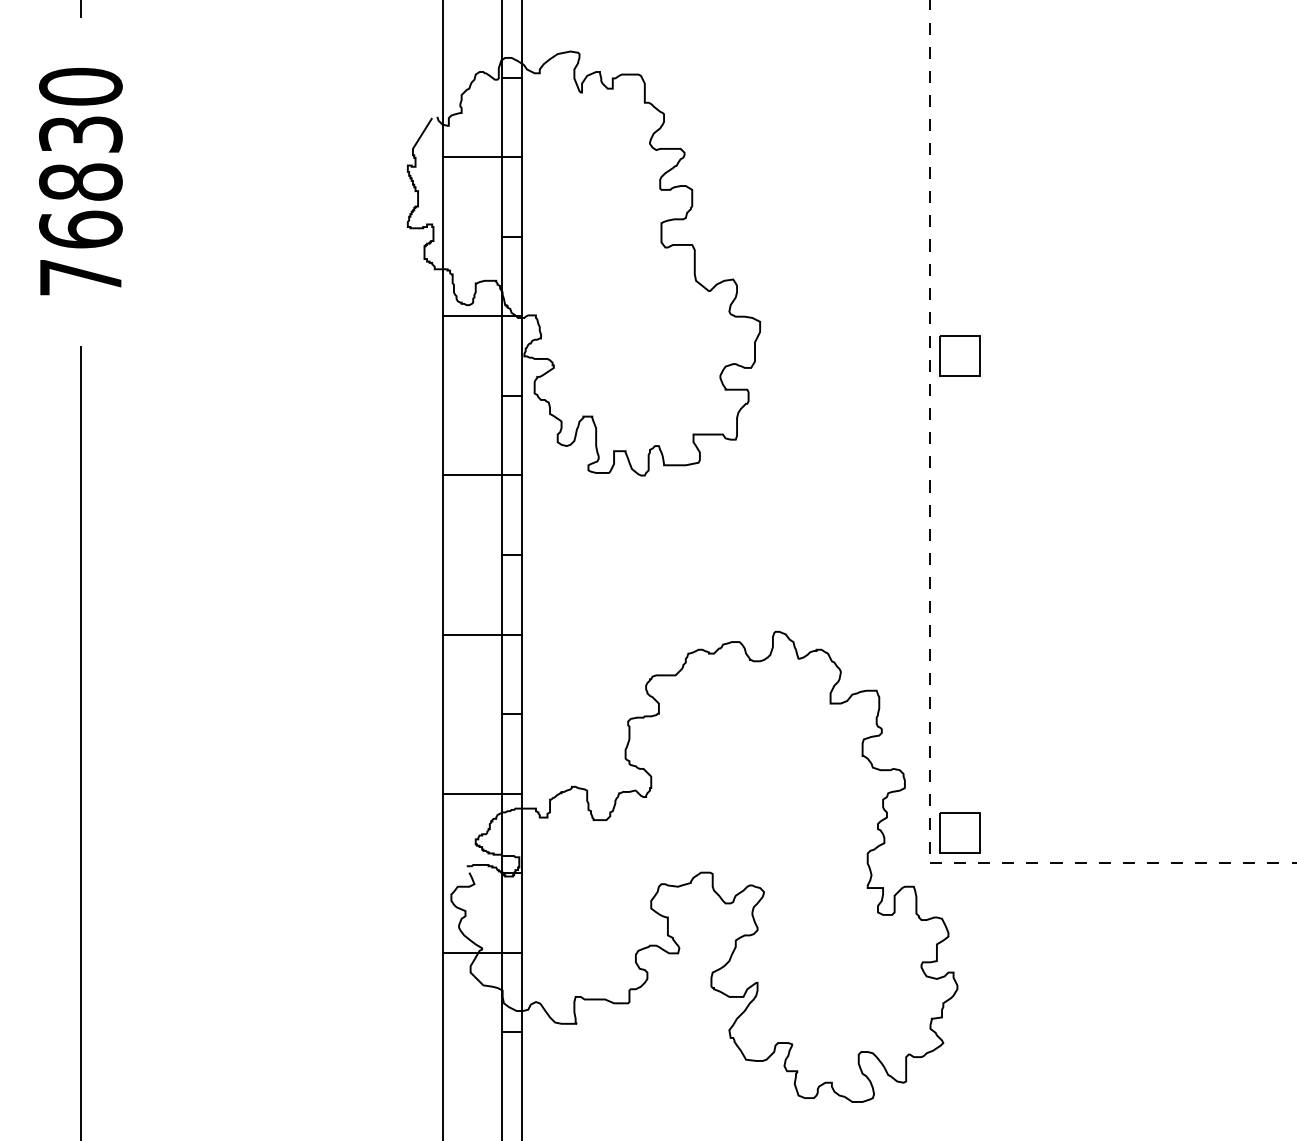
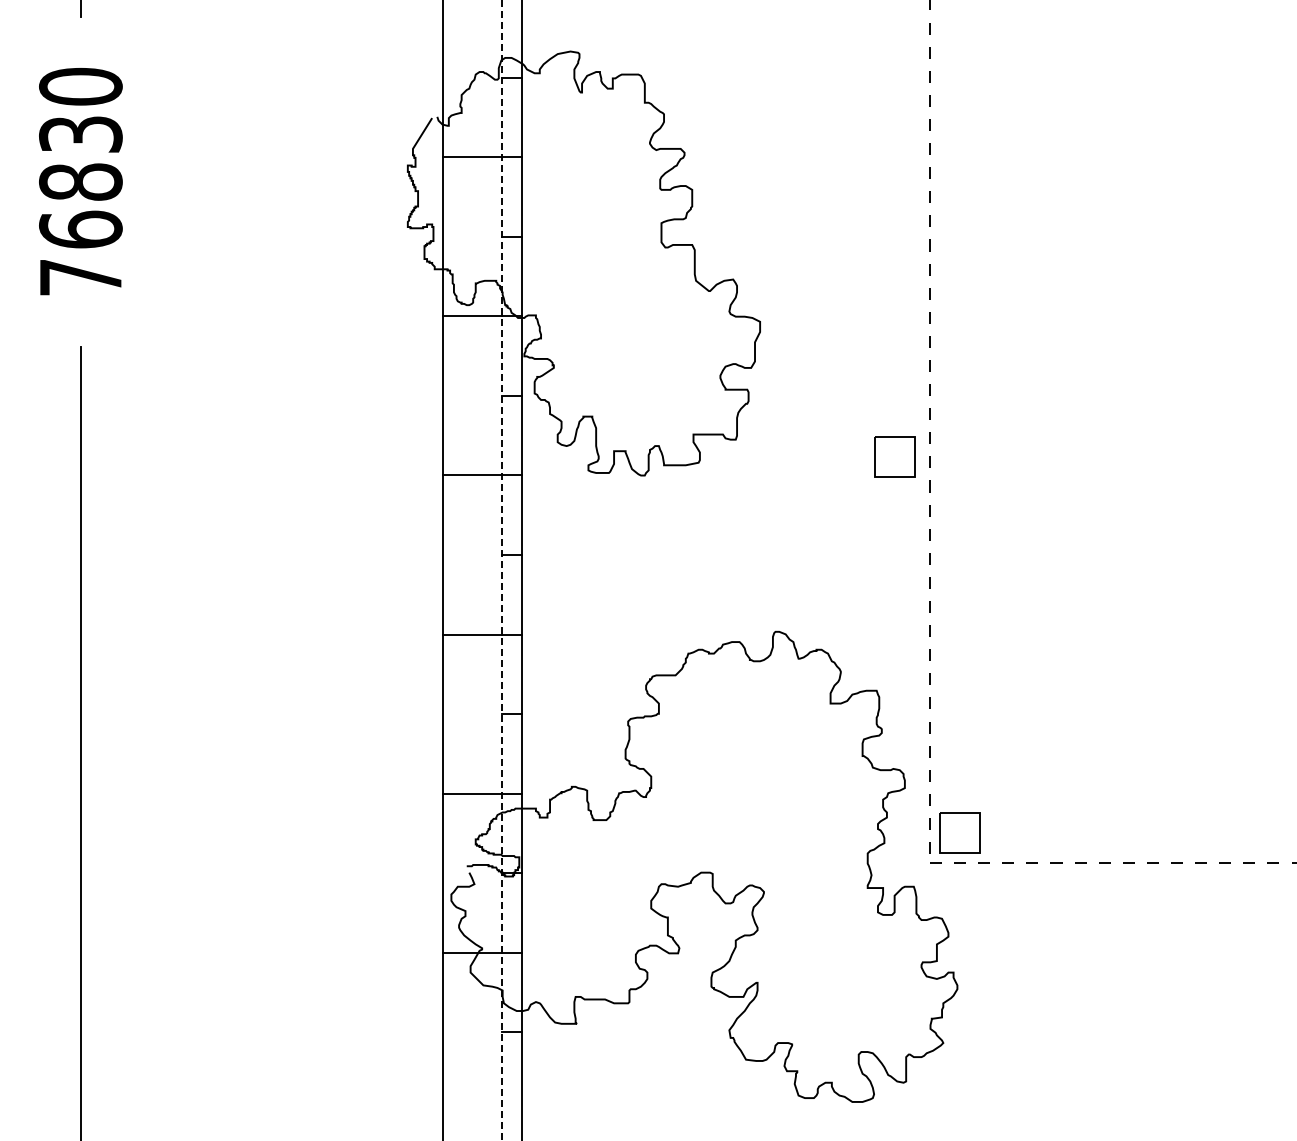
part position: (959, 355) -> (894, 456) (894, 456)
line: solid -> dashed (502, 570)
